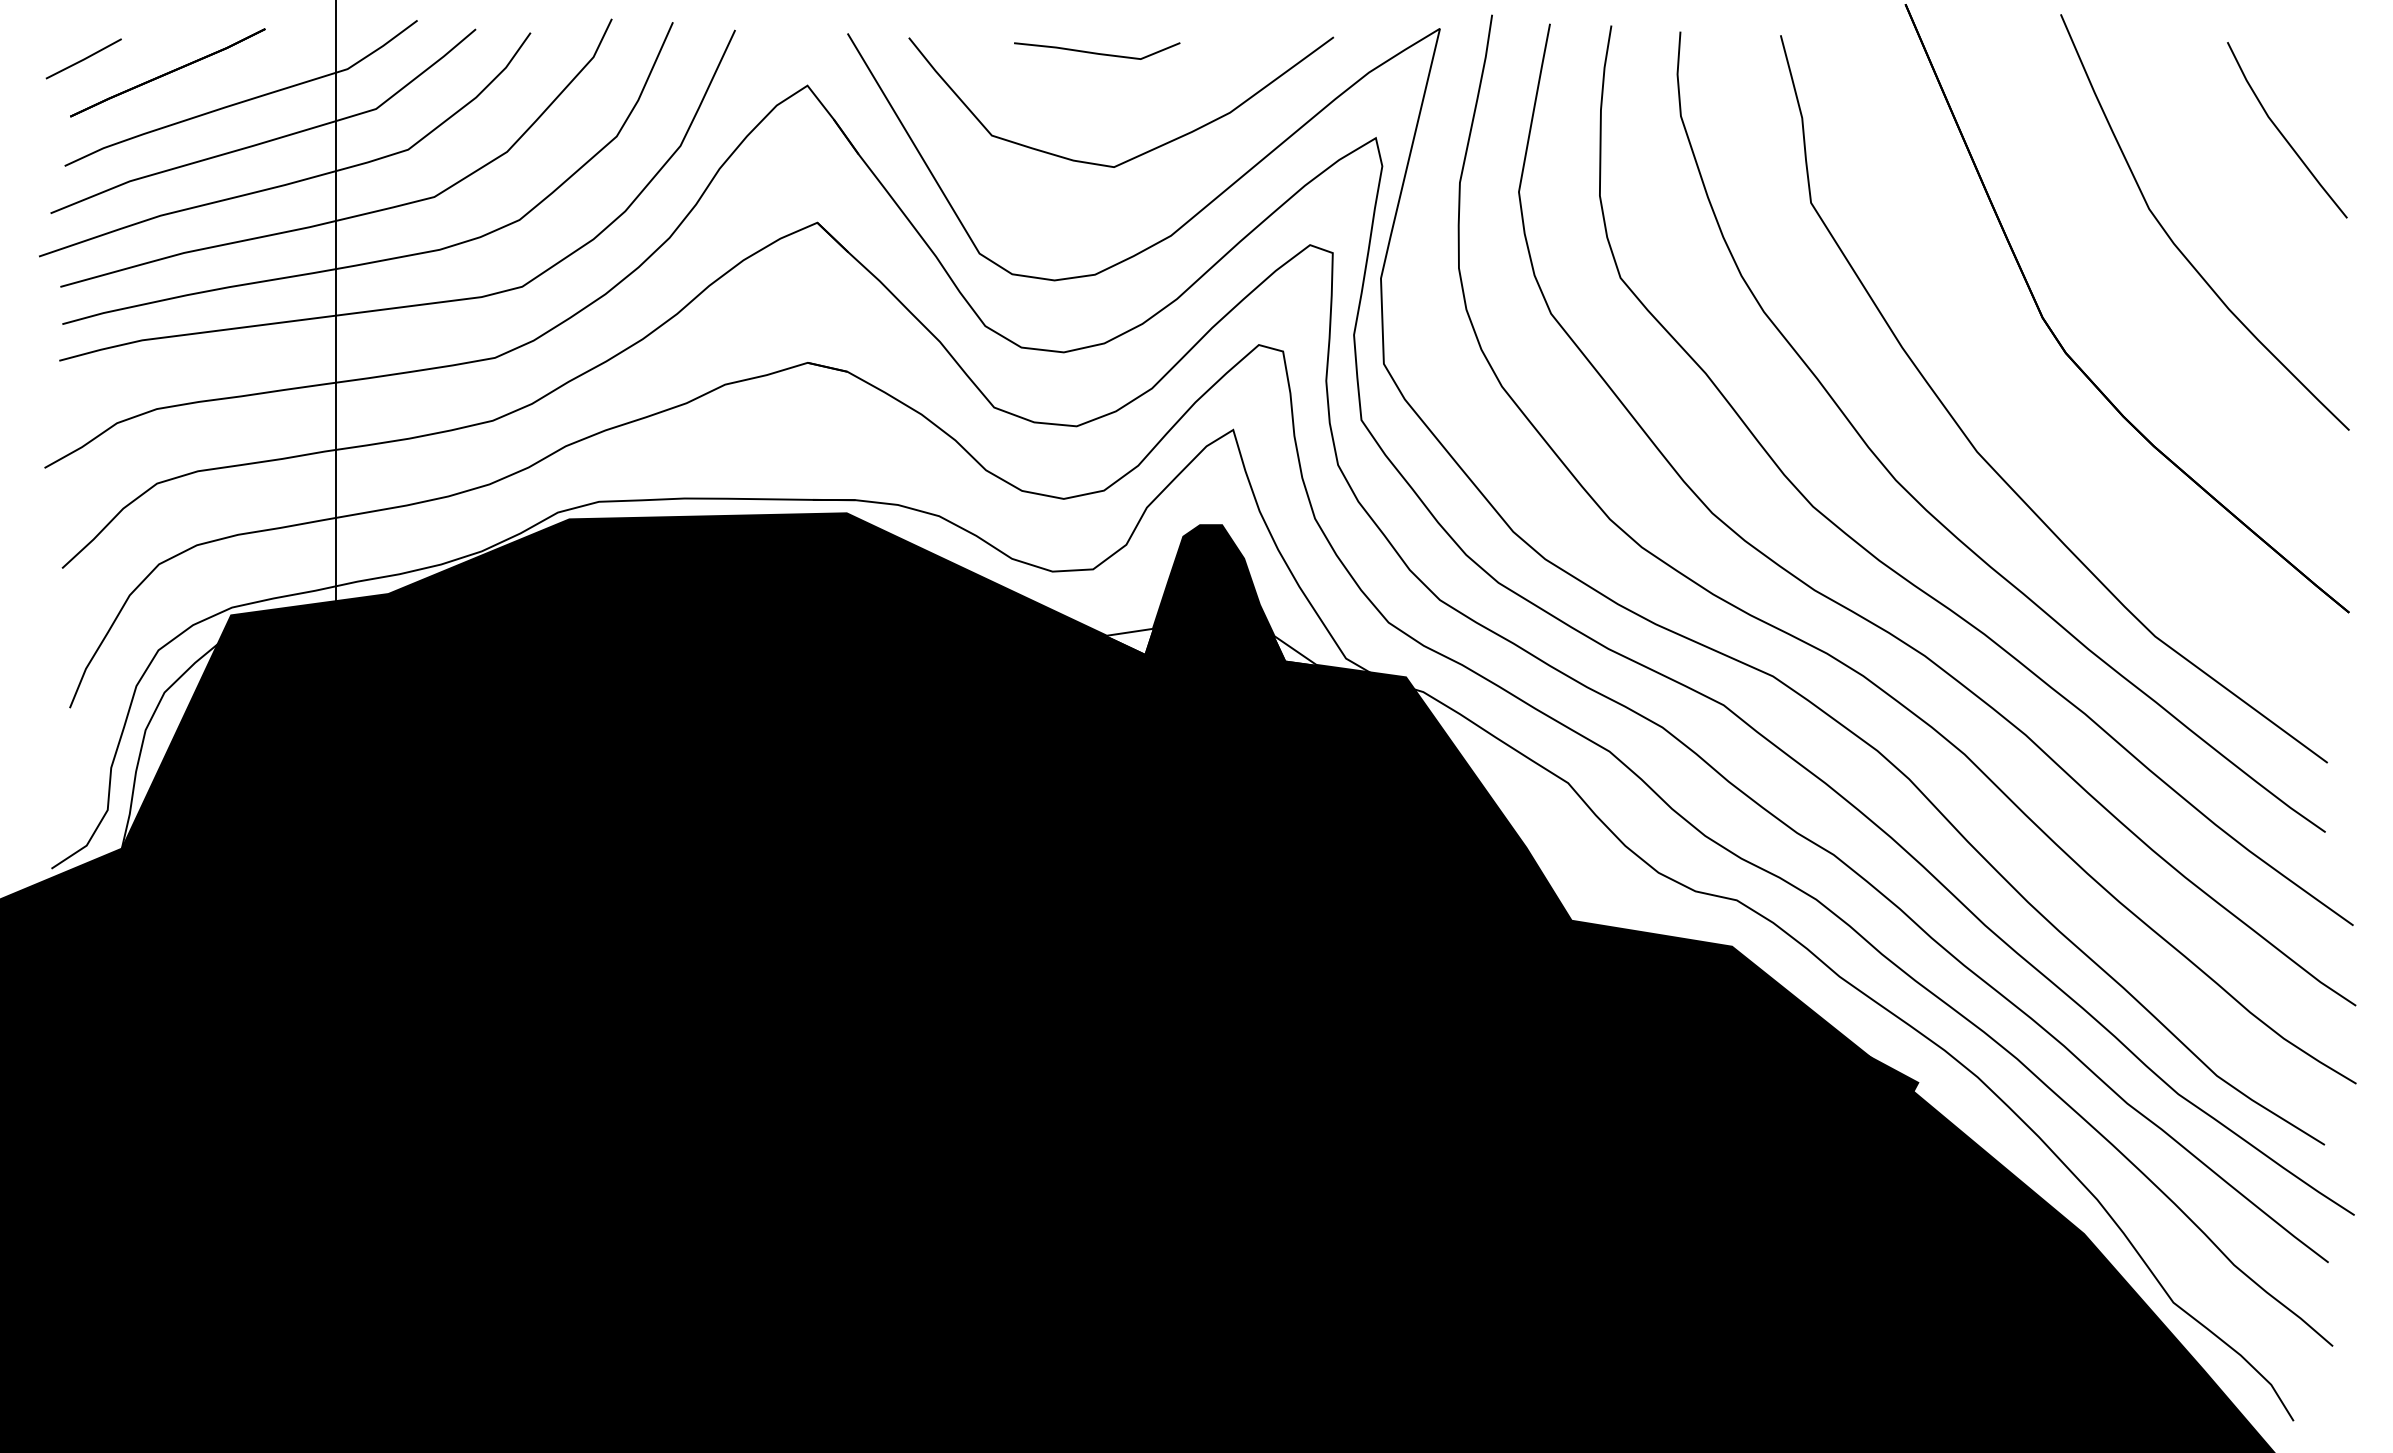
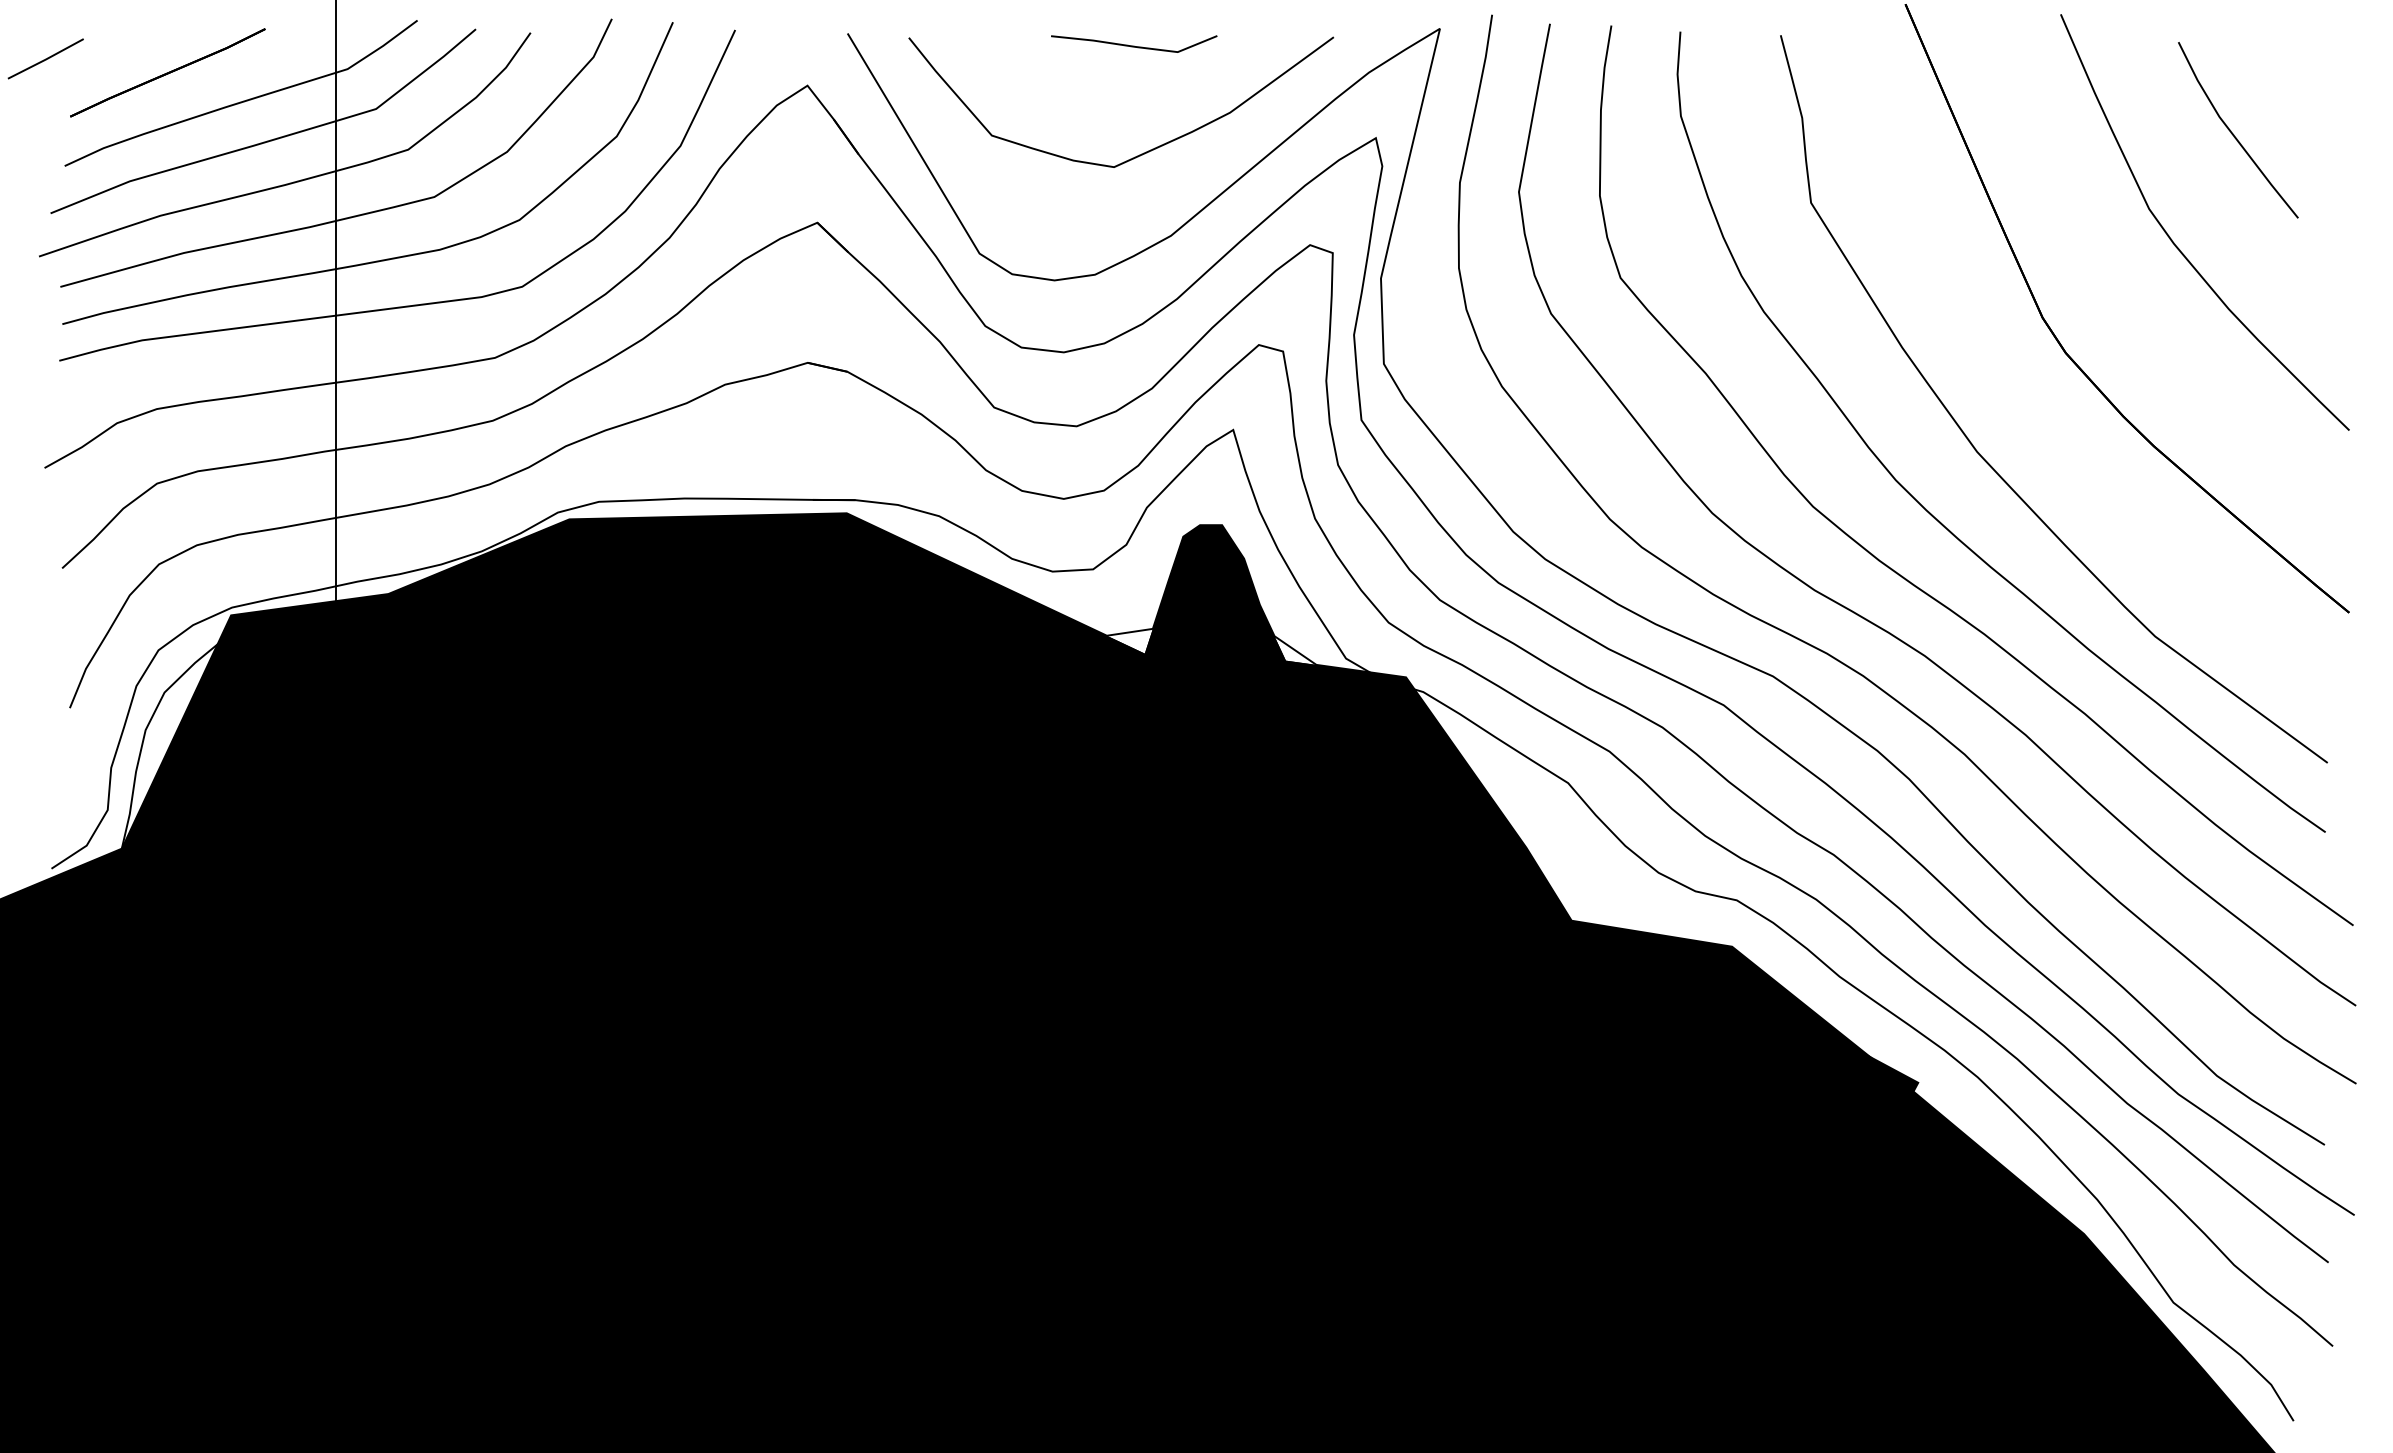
line position: (1097, 52) -> (1134, 45) (1134, 45)
line position: (83, 58) -> (45, 58) (45, 58)
curve position: (2283, 134) -> (2234, 134) (2234, 134)
